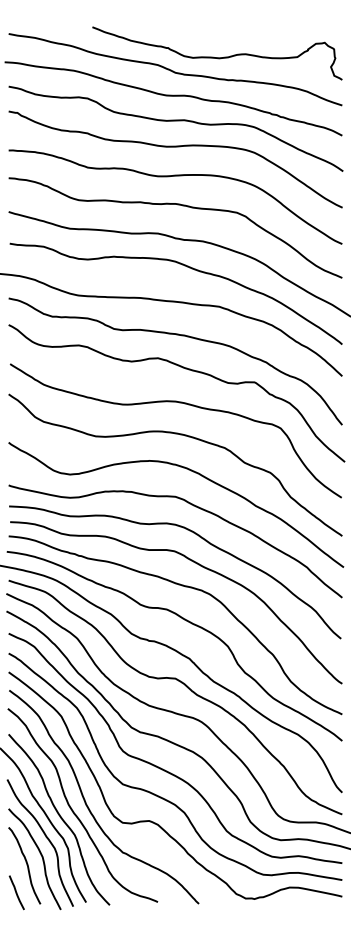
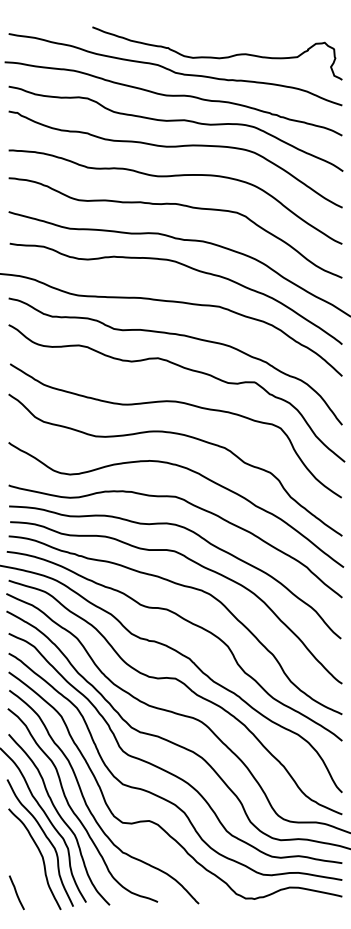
curve: present -> none (26, 865)
